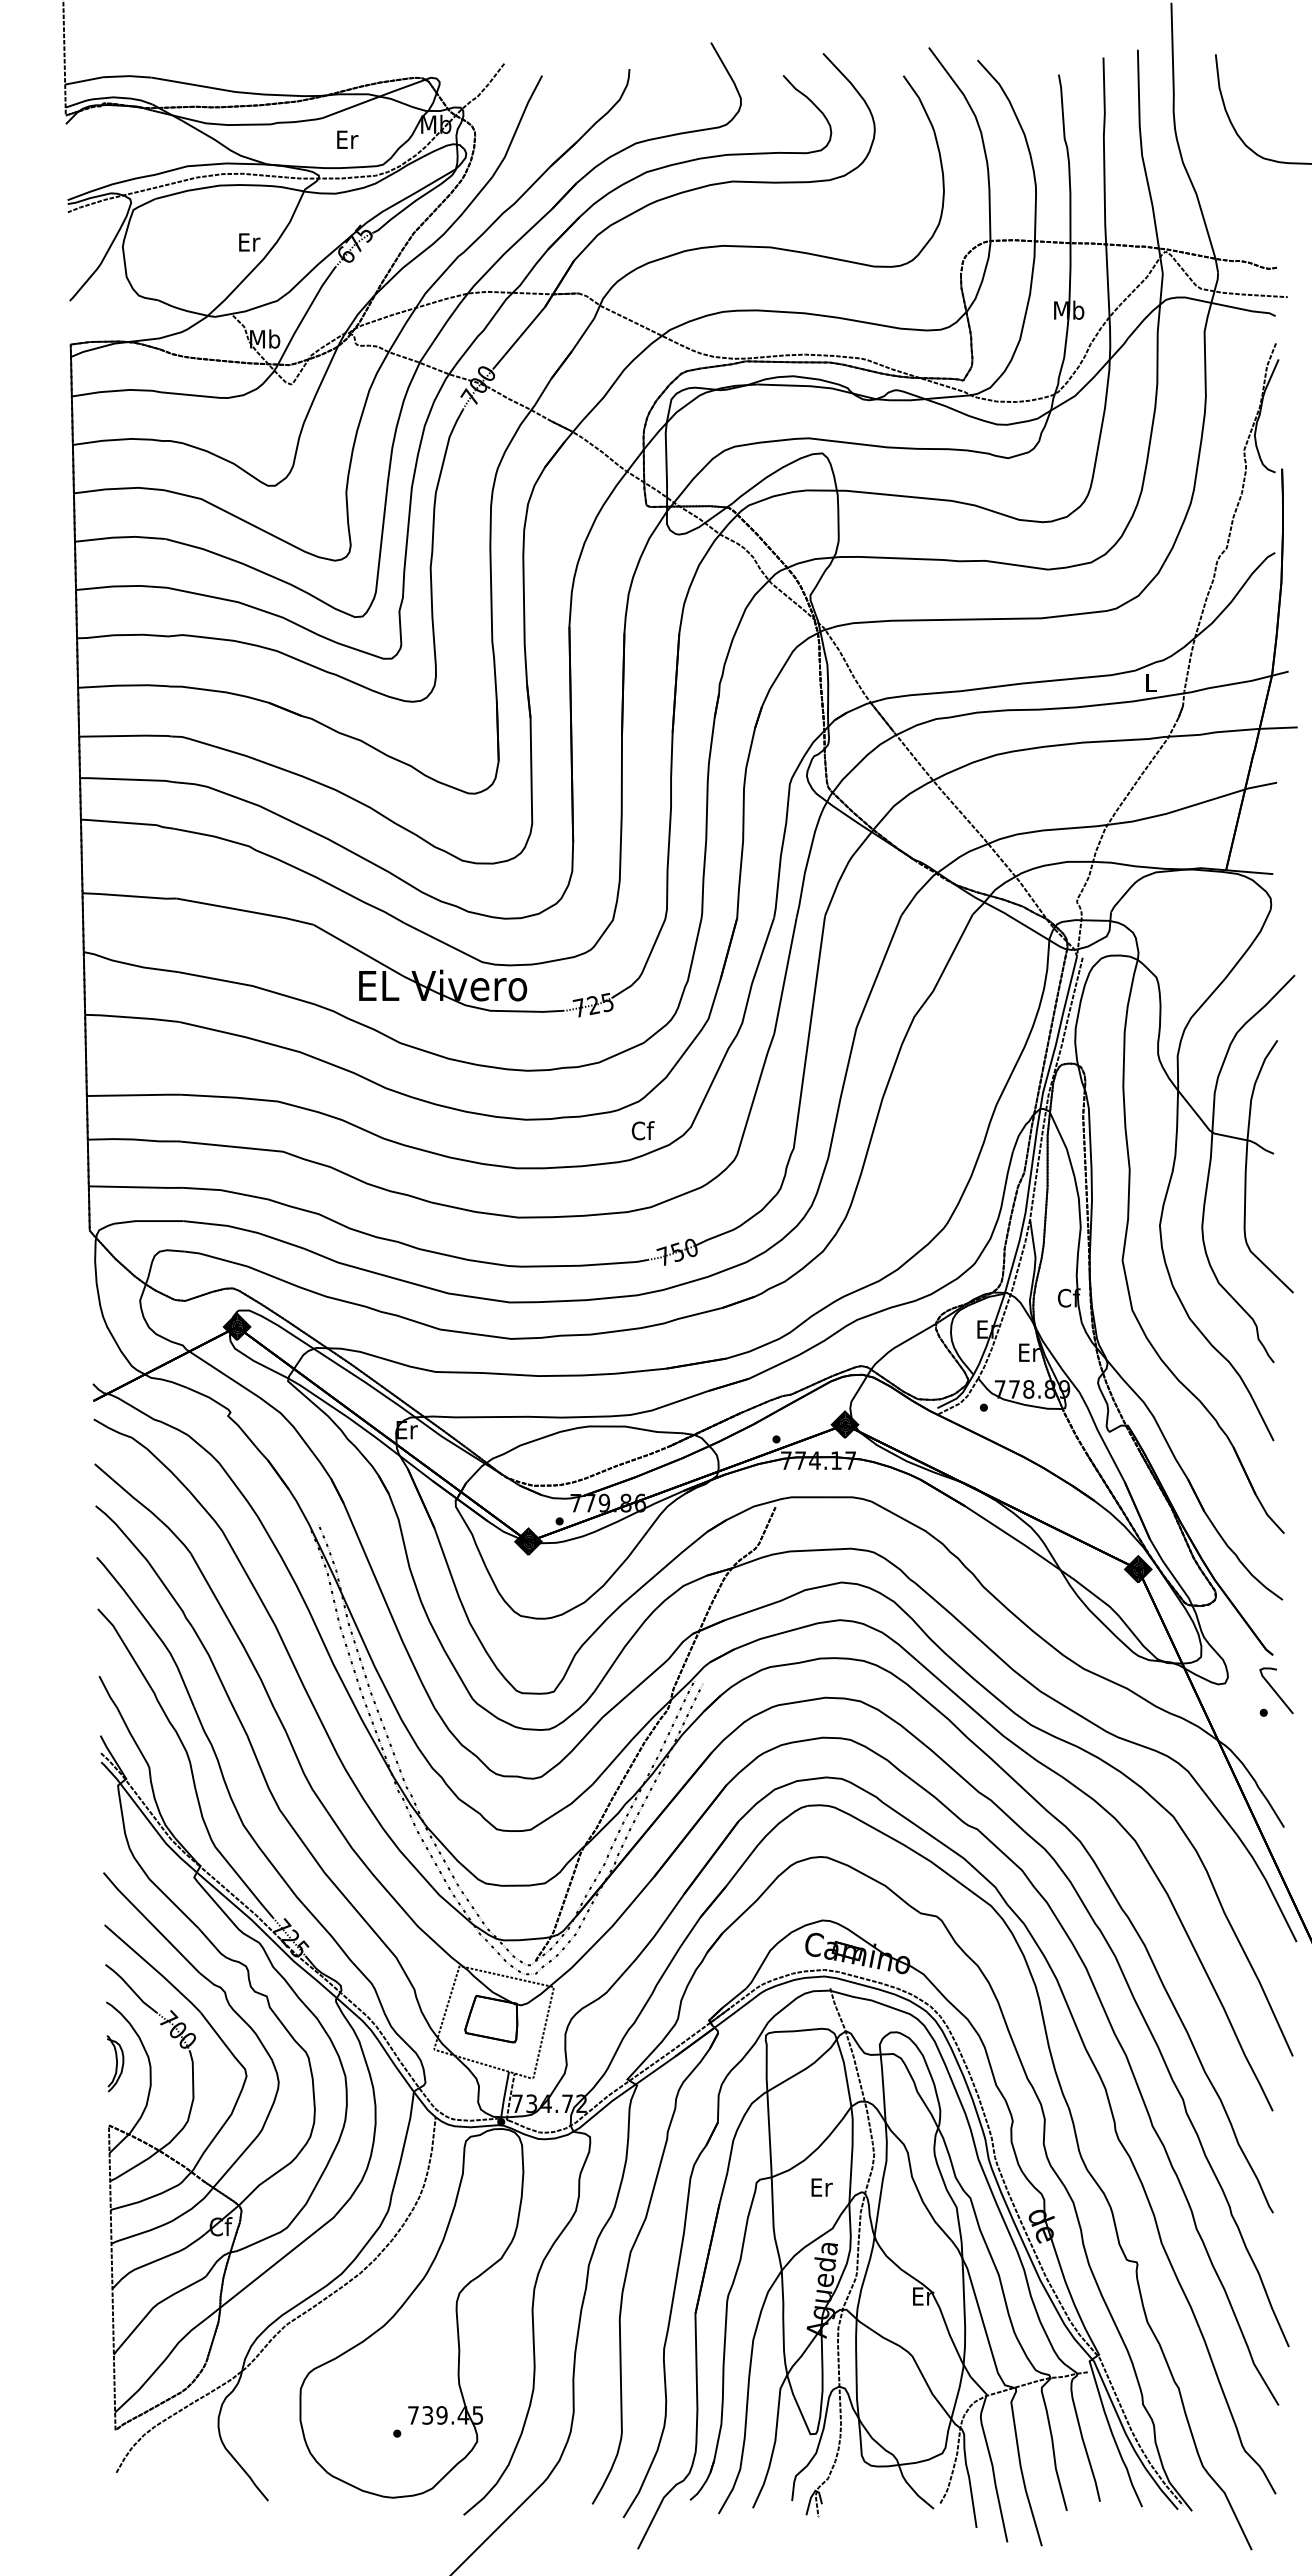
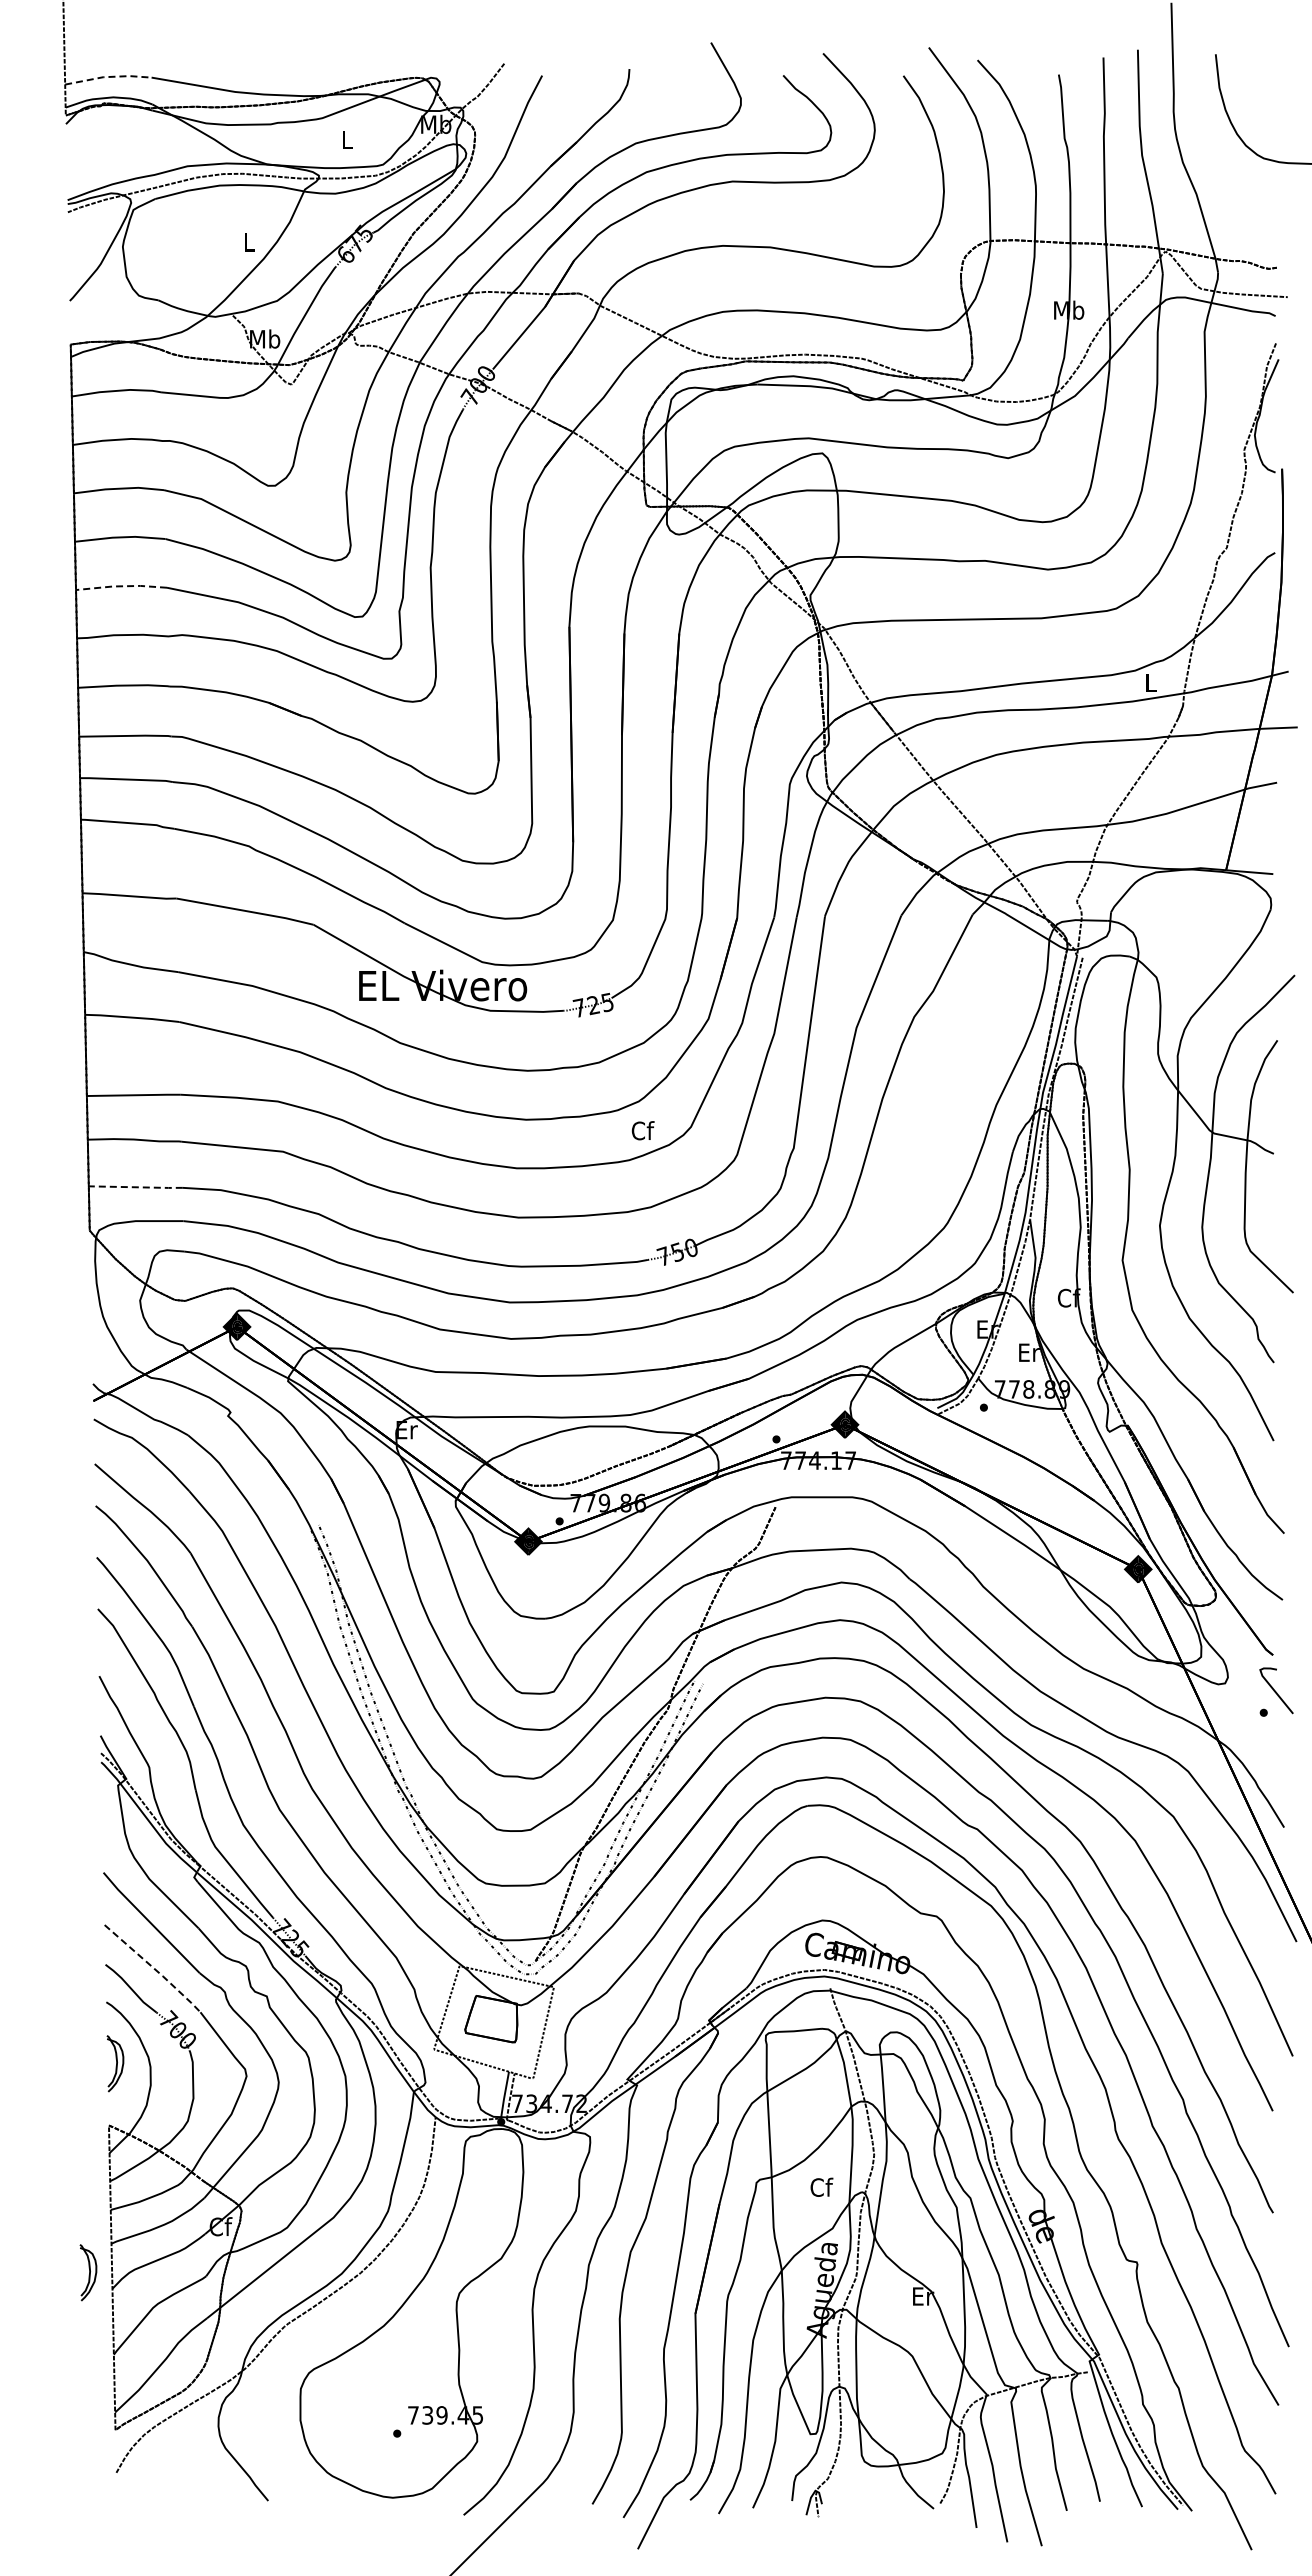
line: solid -> dashed (108, 77)
text: Er -> L (347, 139)
text: Er -> L (249, 242)
line: solid -> dashed (120, 586)
line: solid -> dashed (136, 1187)
line: solid -> dashed (154, 1969)
text: Er -> Cf (821, 2186)
part: none -> present (88, 2272)
